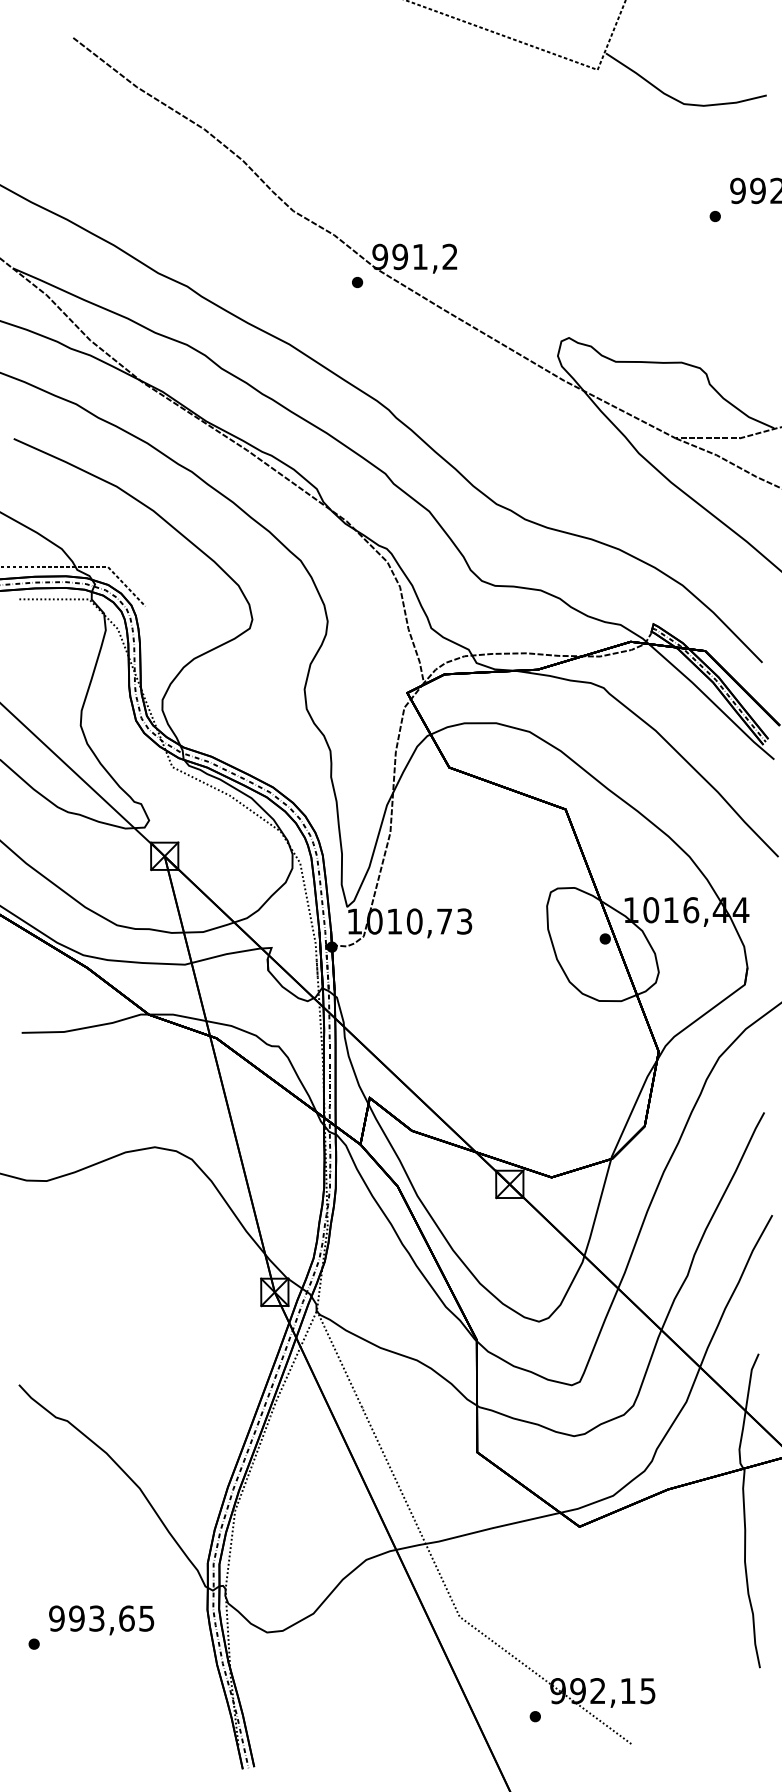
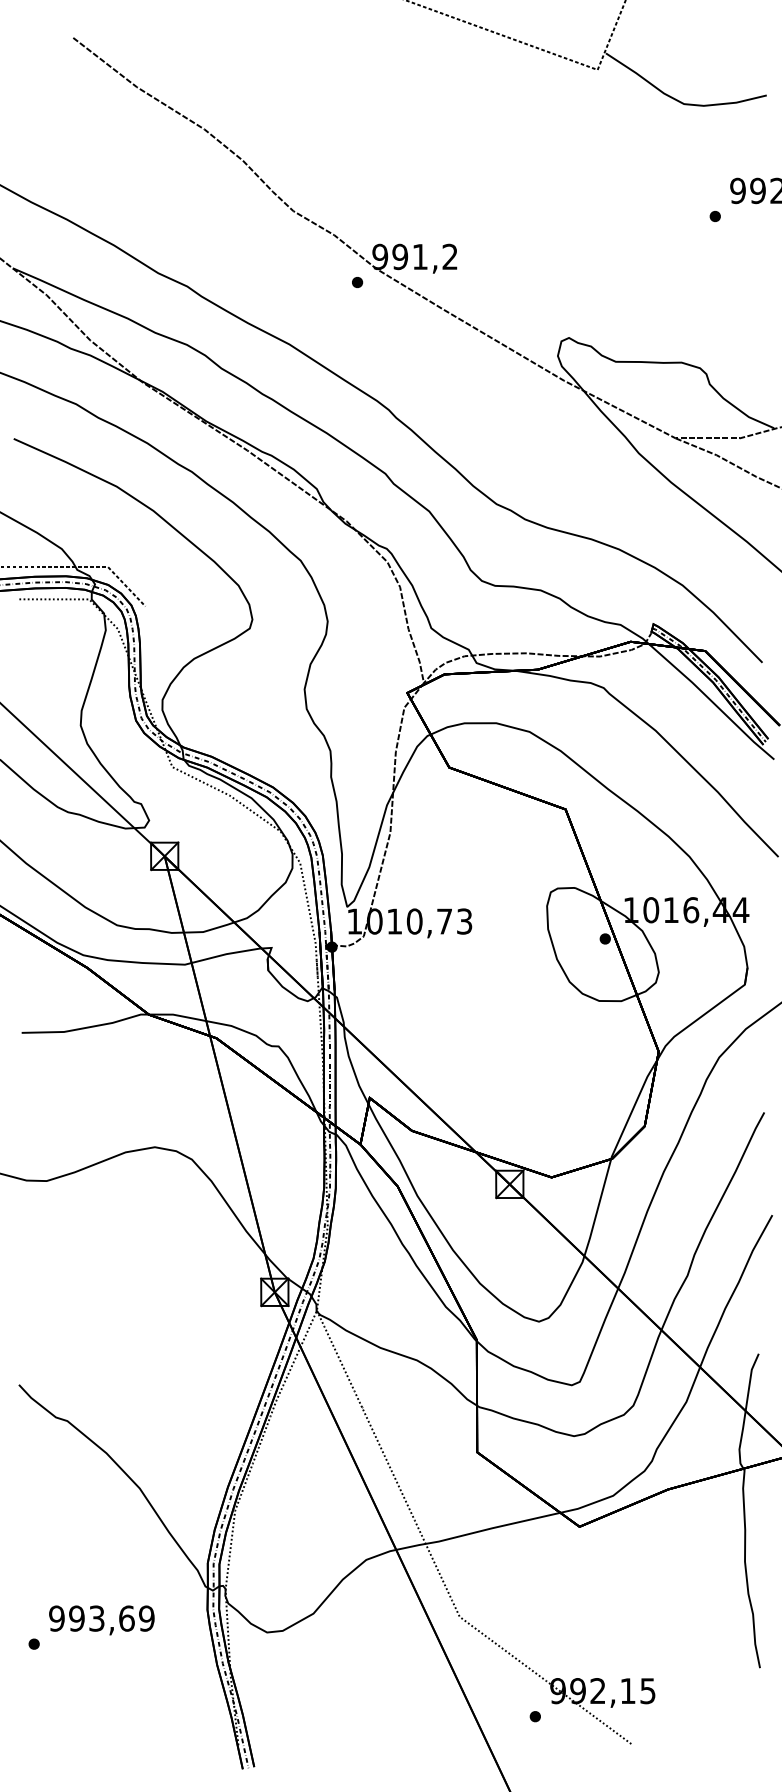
text: 993,65 -> 993,69 (146, 1618)
